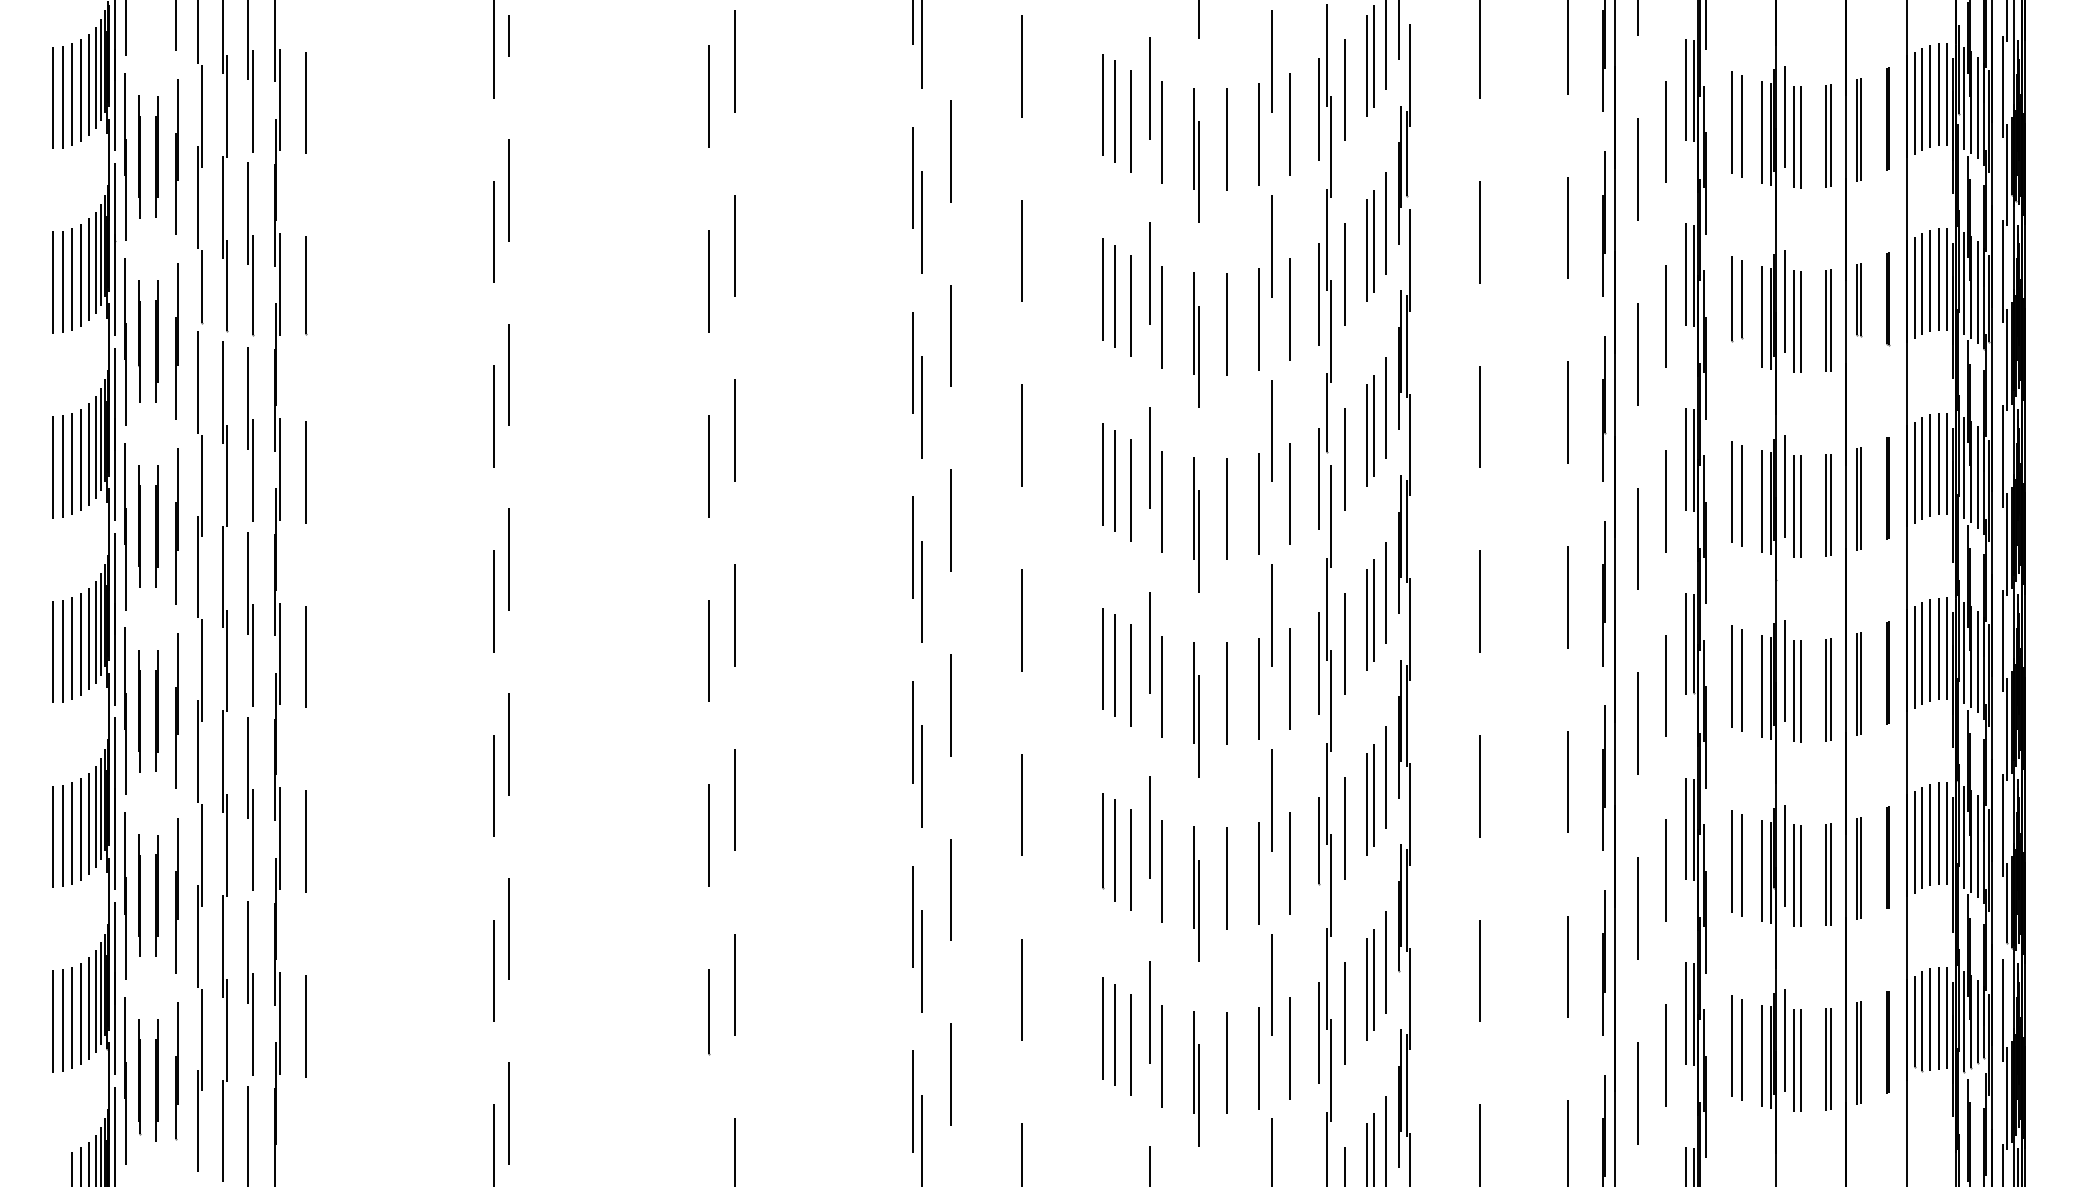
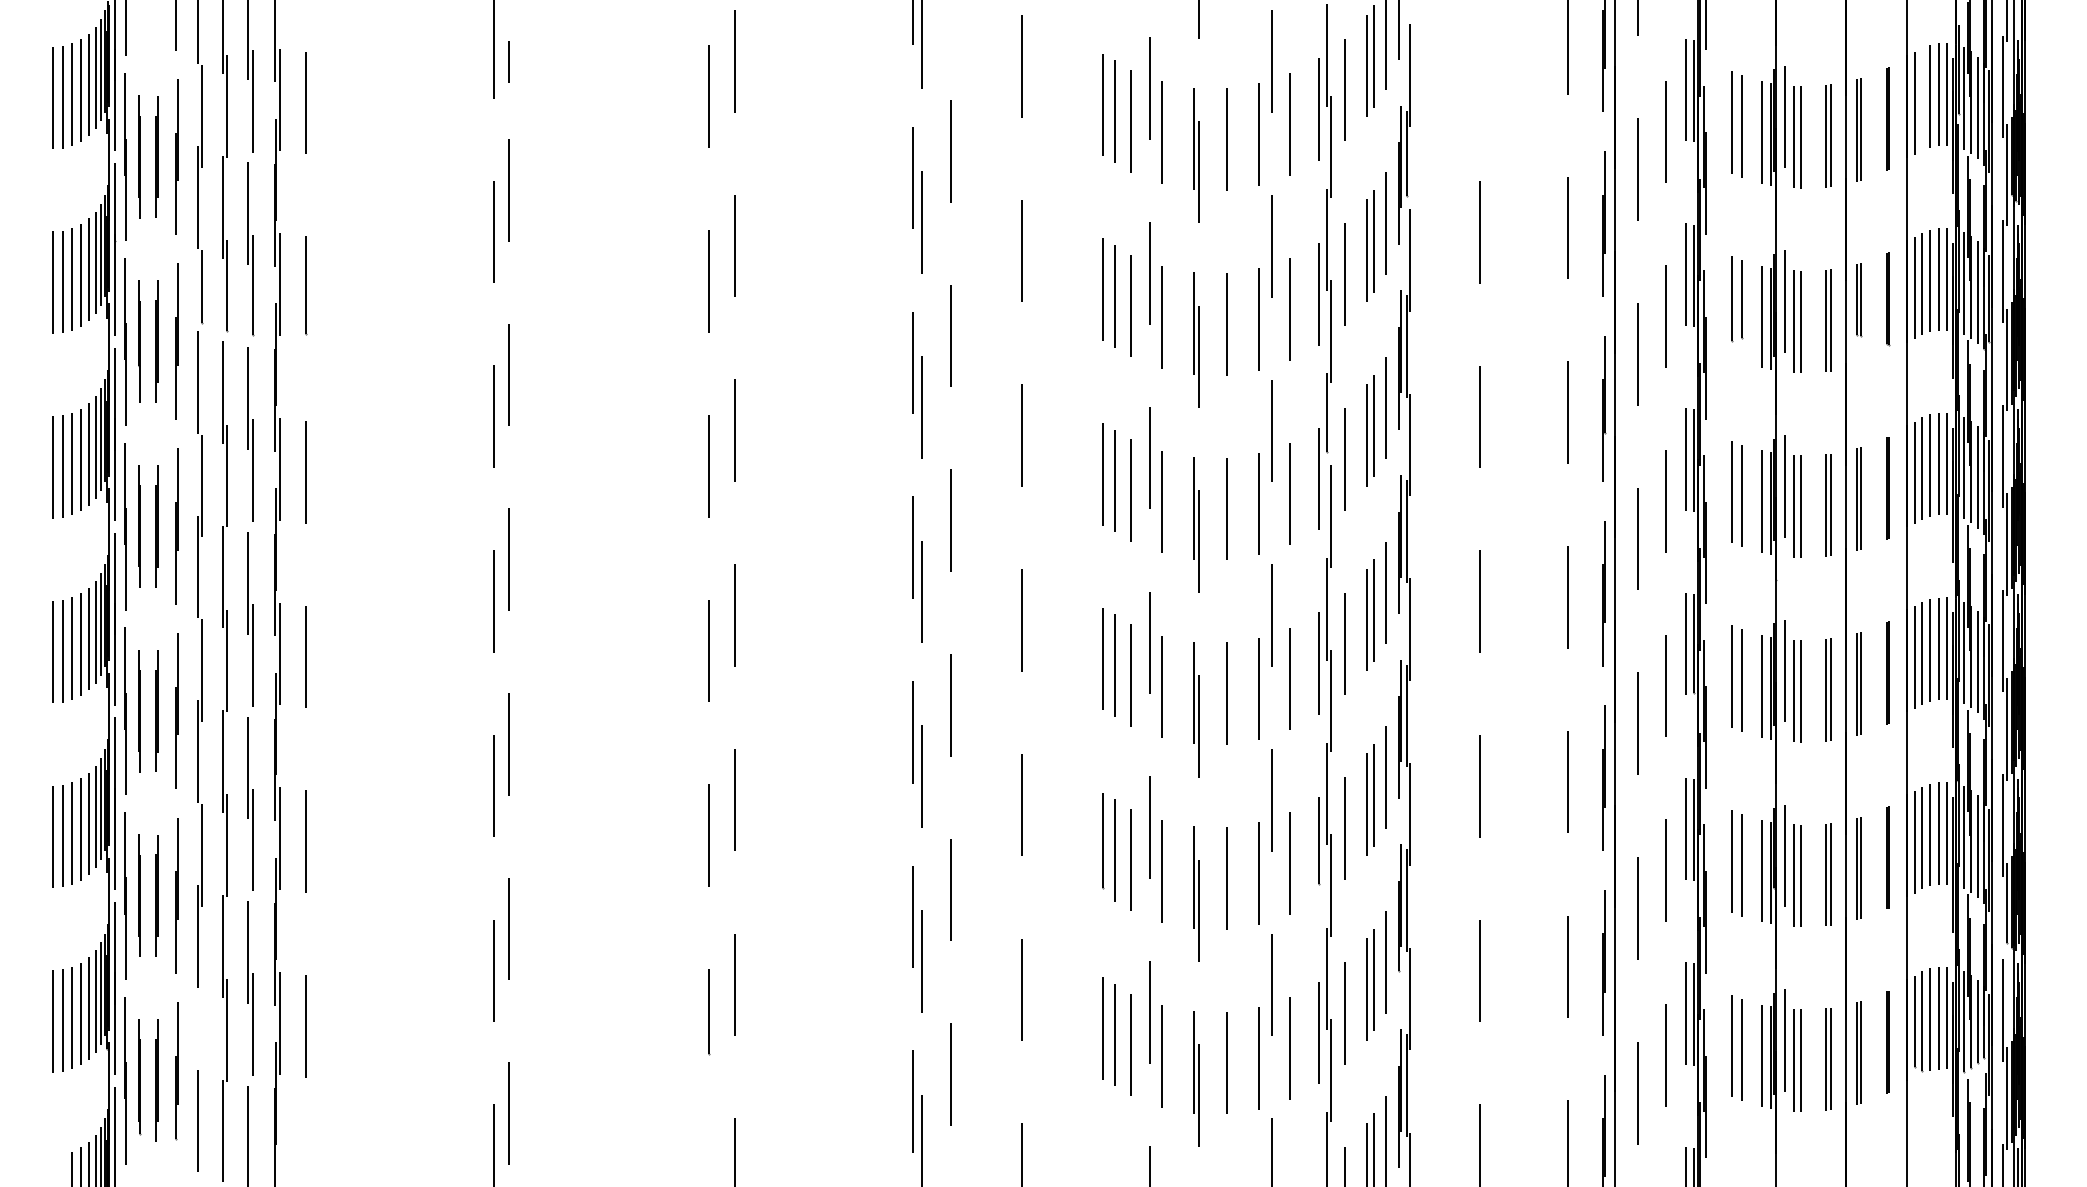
line position: (508, 35) -> (508, 61) (508, 61)
line: present -> none (1479, 50)
line: present -> none (1922, 98)
line: present -> none (201, 1039)
